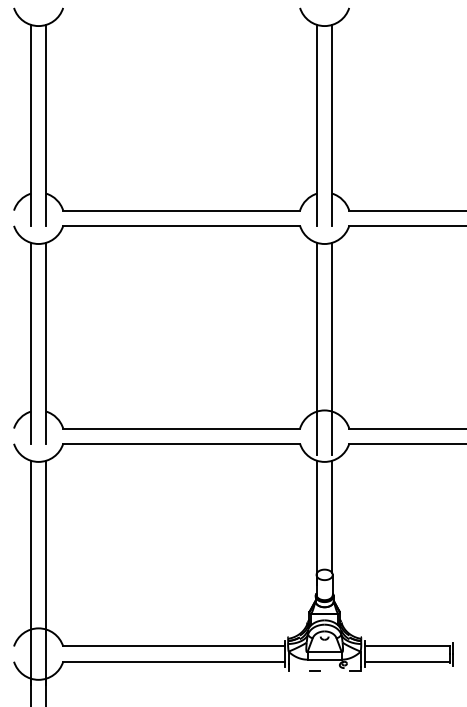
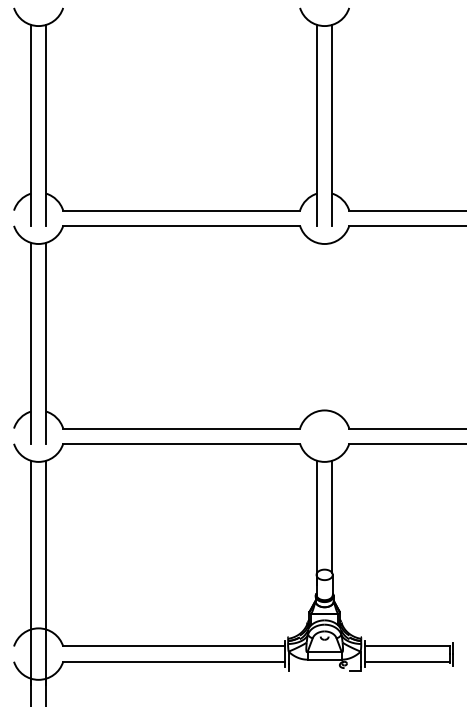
line: present -> none (317, 348)
line: present -> none (332, 348)
line: present -> none (314, 670)
